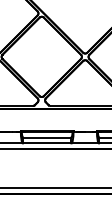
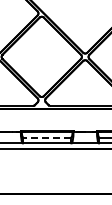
line: solid -> dashed (46, 137)
line: present -> none (55, 187)
